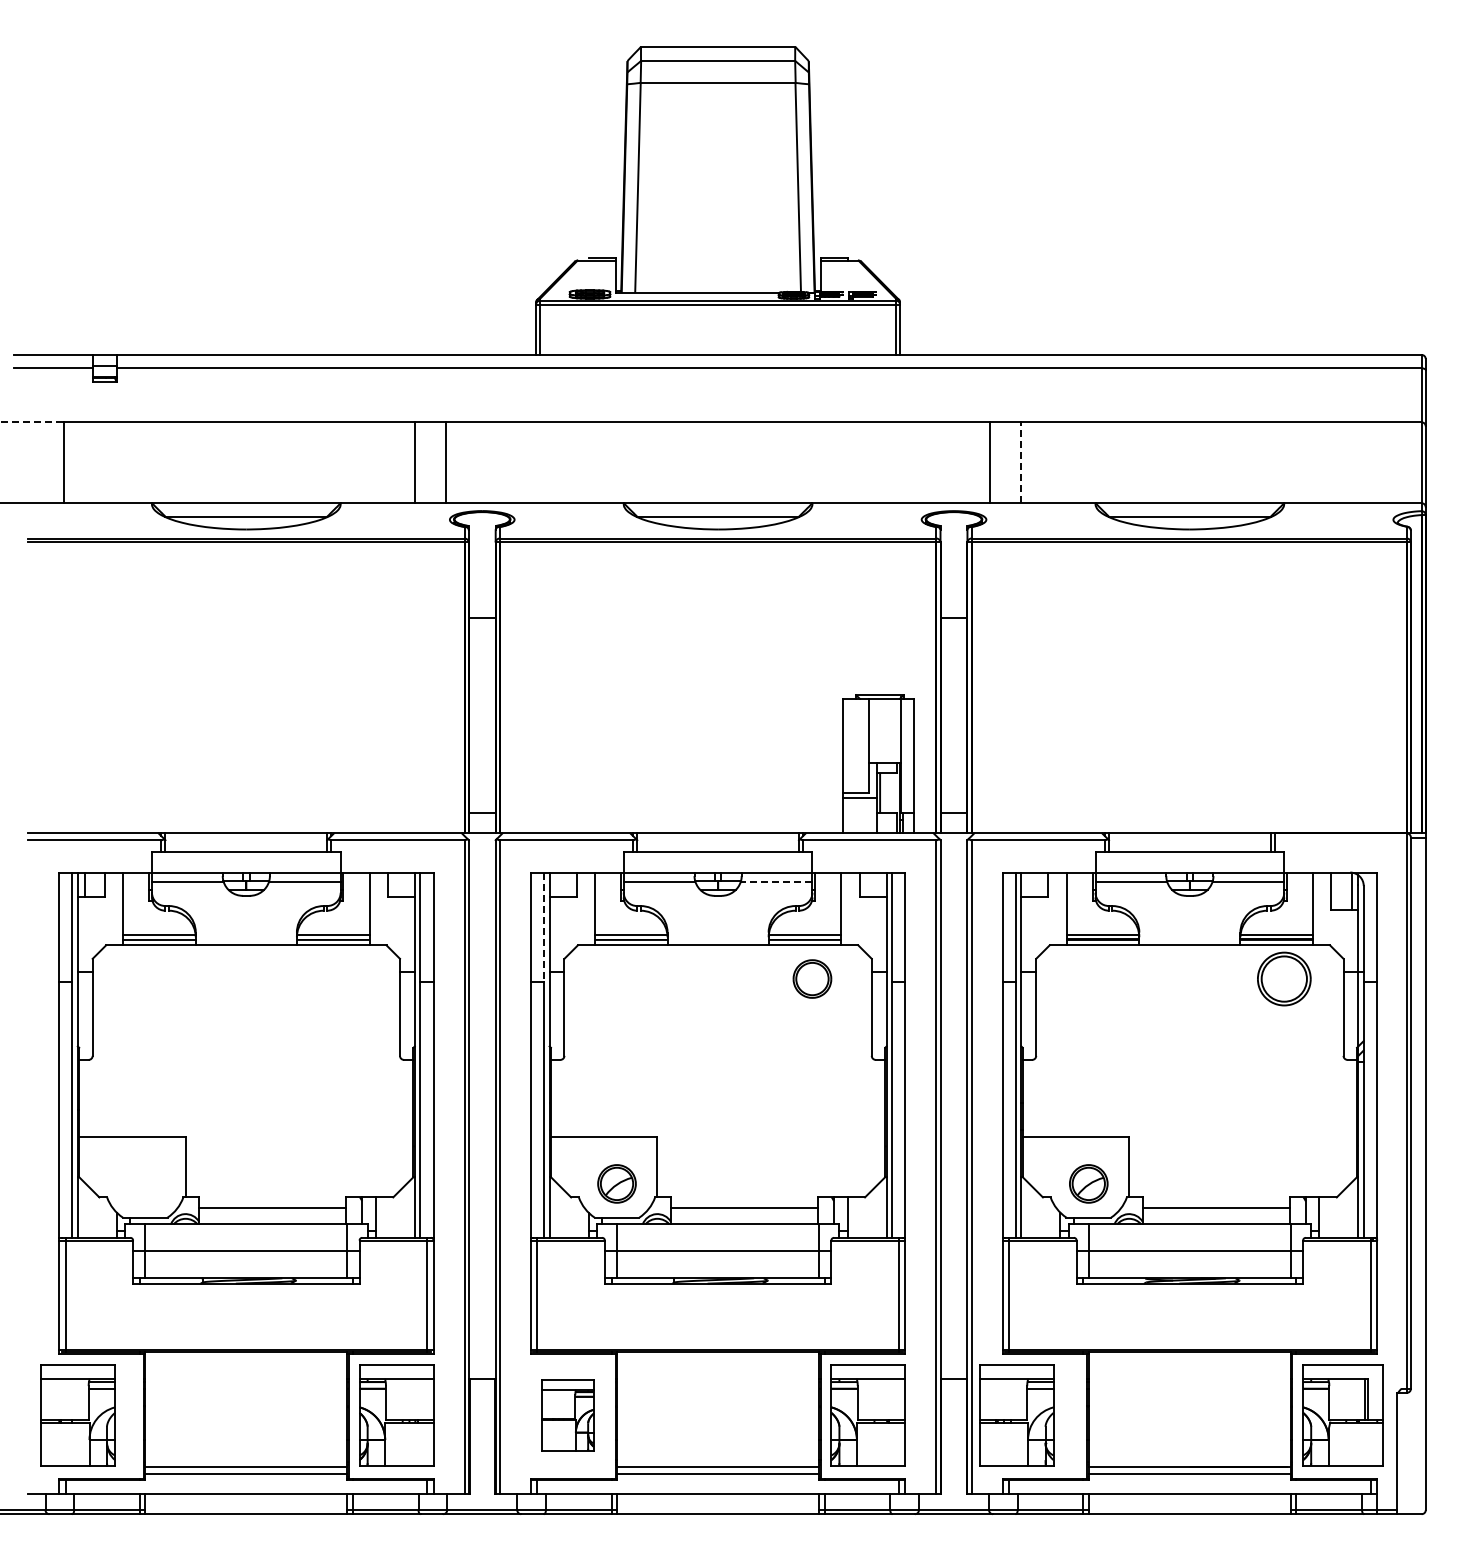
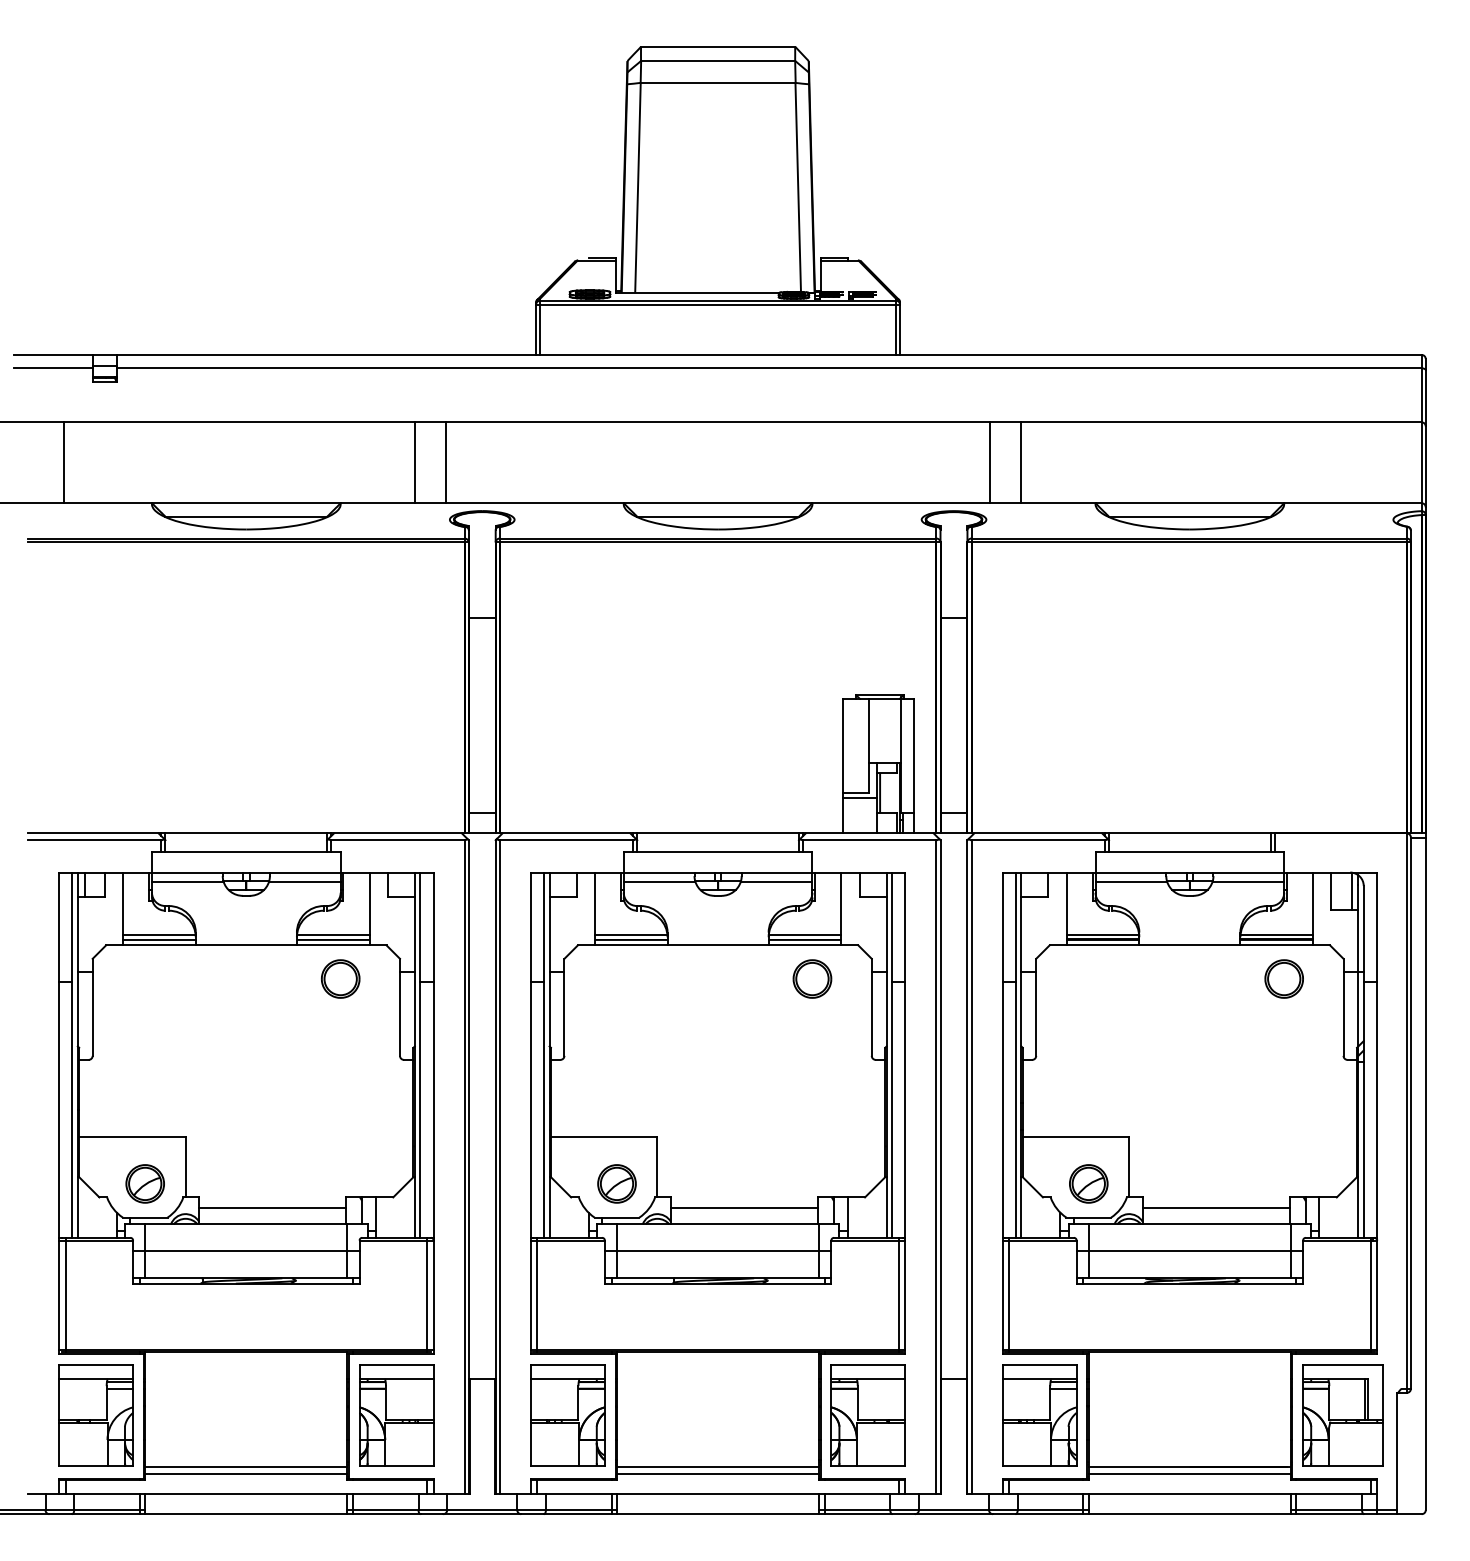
line: dashed -> solid (32, 422)
line: dashed -> solid (1021, 462)
line: dashed -> solid (776, 881)
line: dashed -> solid (544, 927)
part: none -> present (340, 978)
part size: 55x56 px -> 40x40 px (1283, 978)
part: none -> present (144, 1183)
part position: (77, 1415) -> (95, 1415) (95, 1415)
part size: 54x73 px -> 76x103 px (567, 1415)
part position: (1016, 1415) -> (1039, 1415) (1039, 1415)
